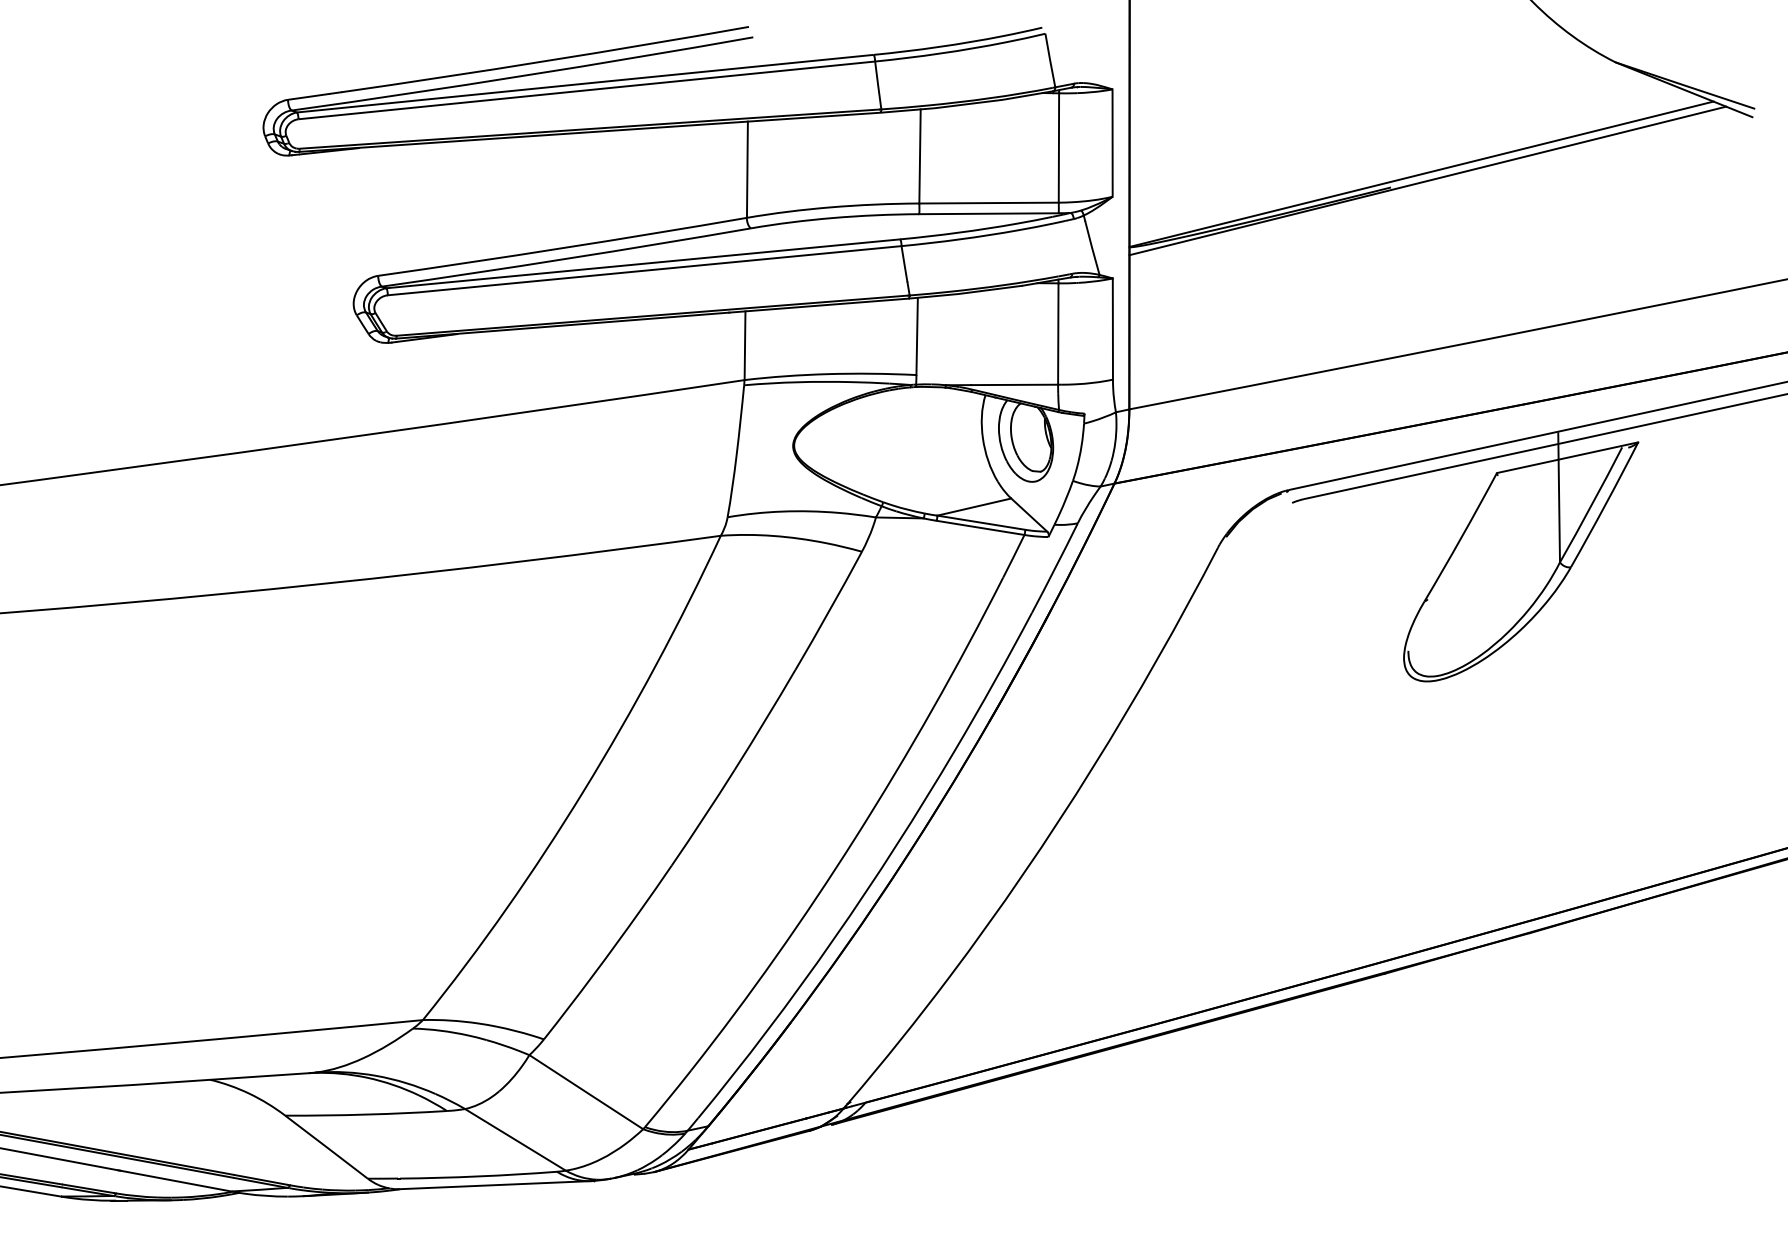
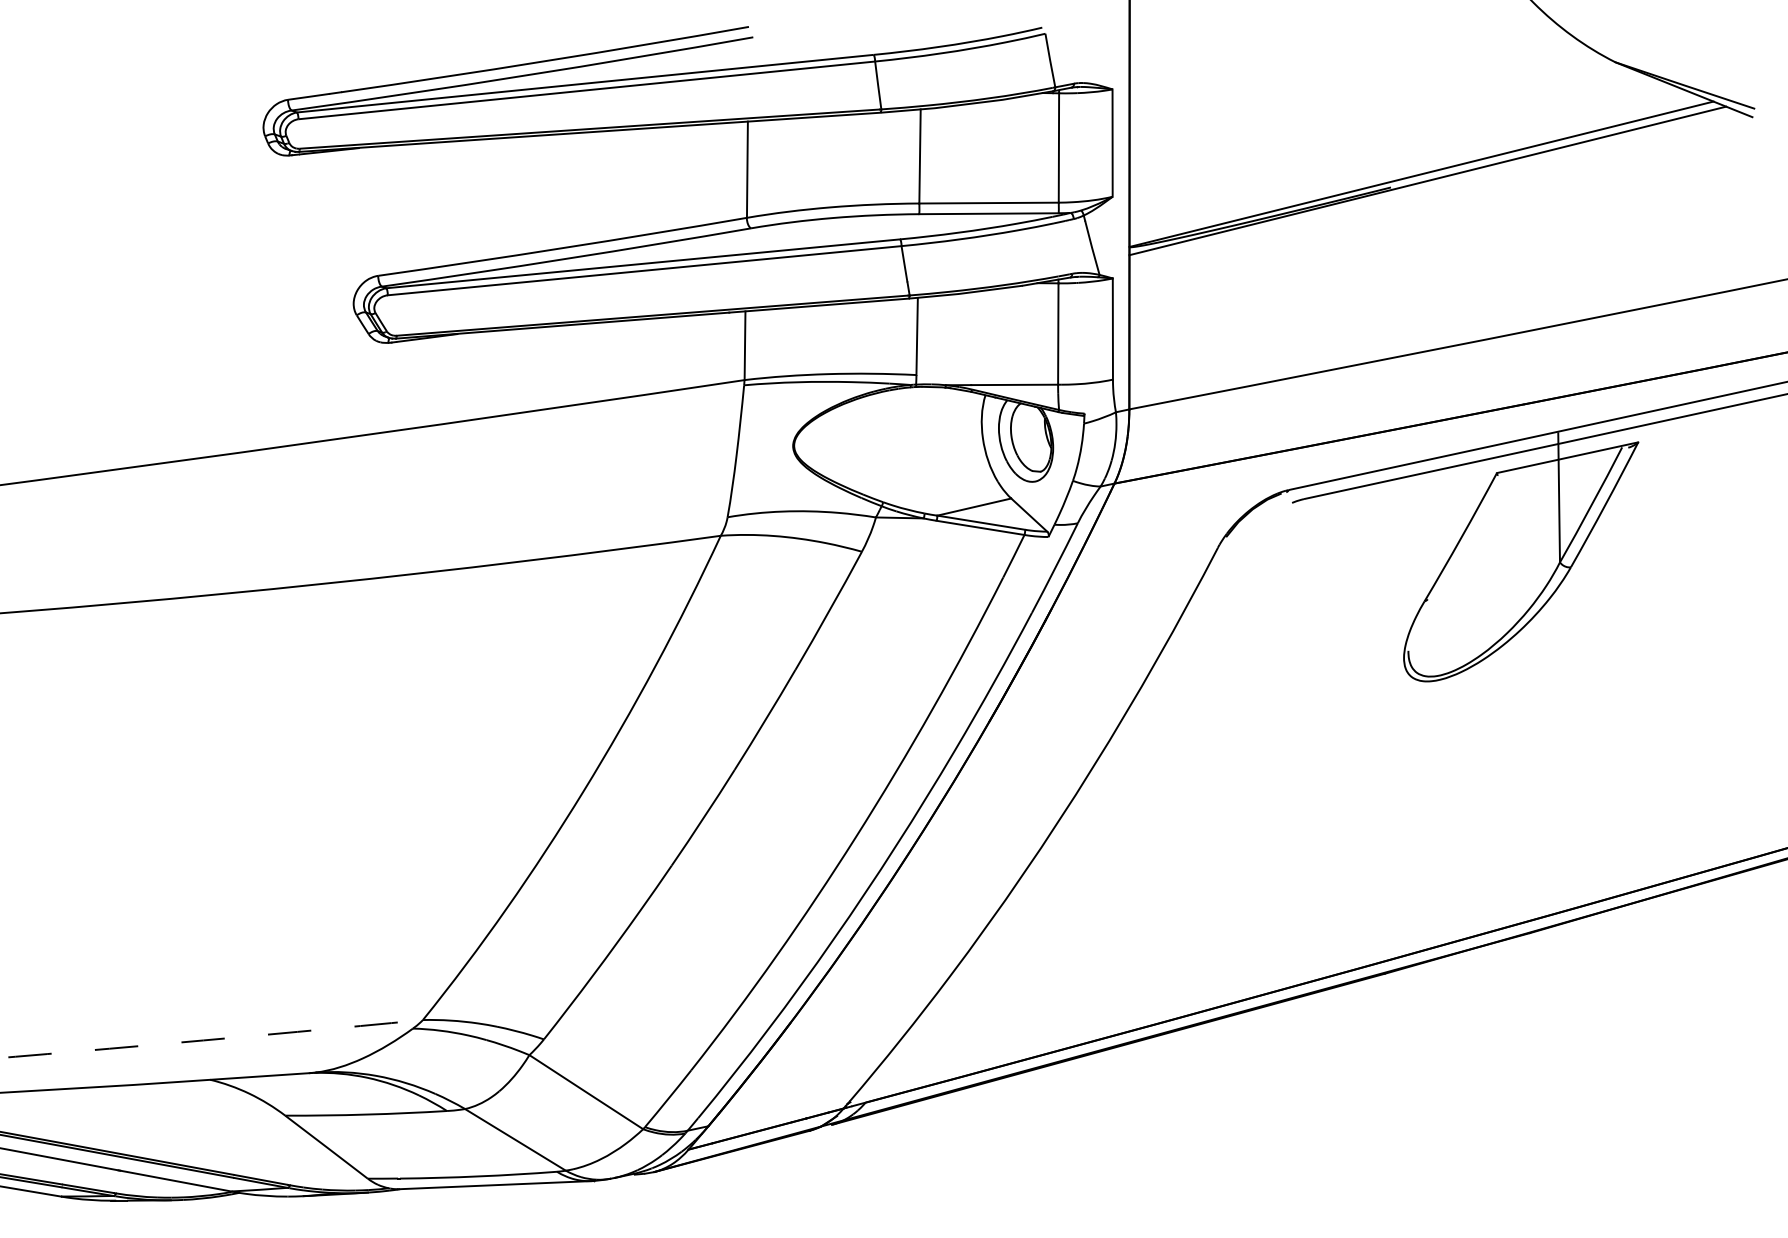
arc: solid -> dashed (211, 1039)
